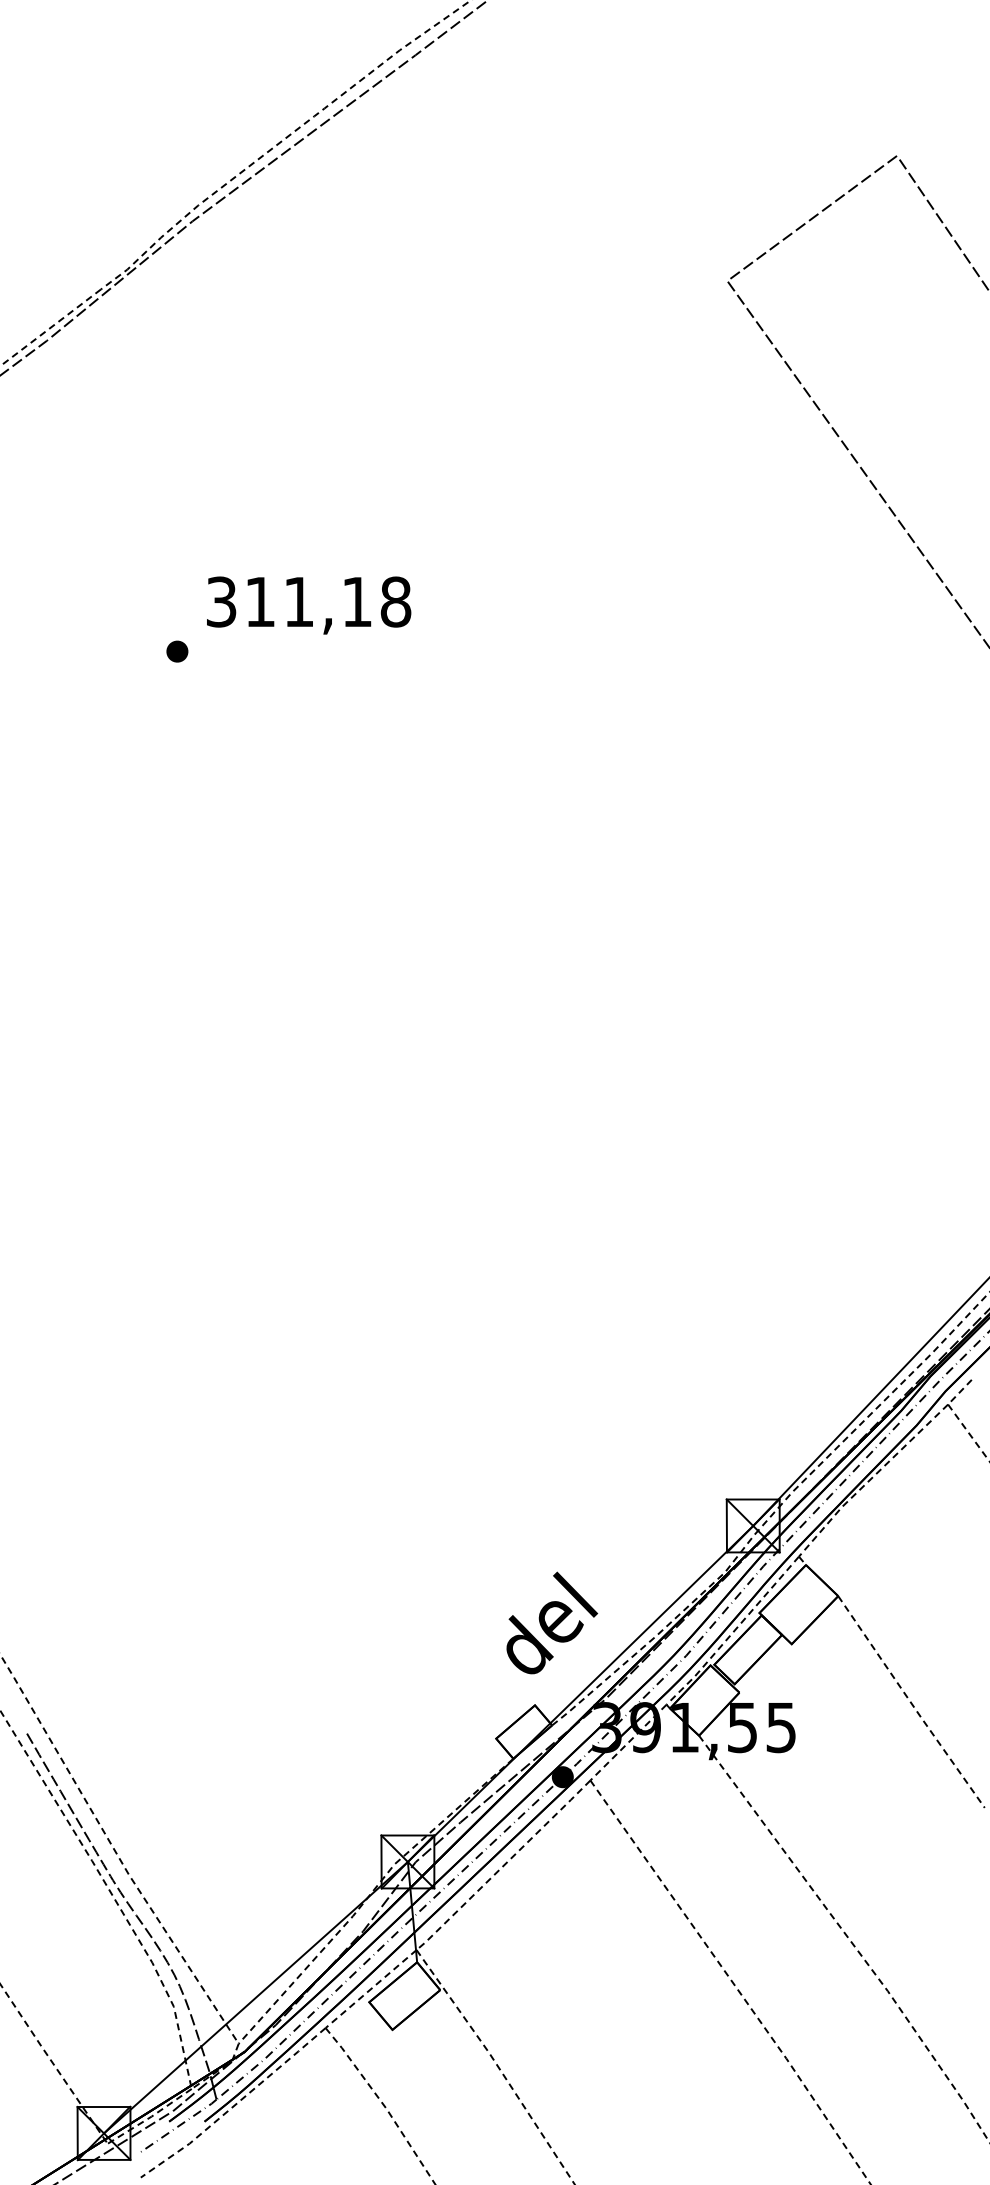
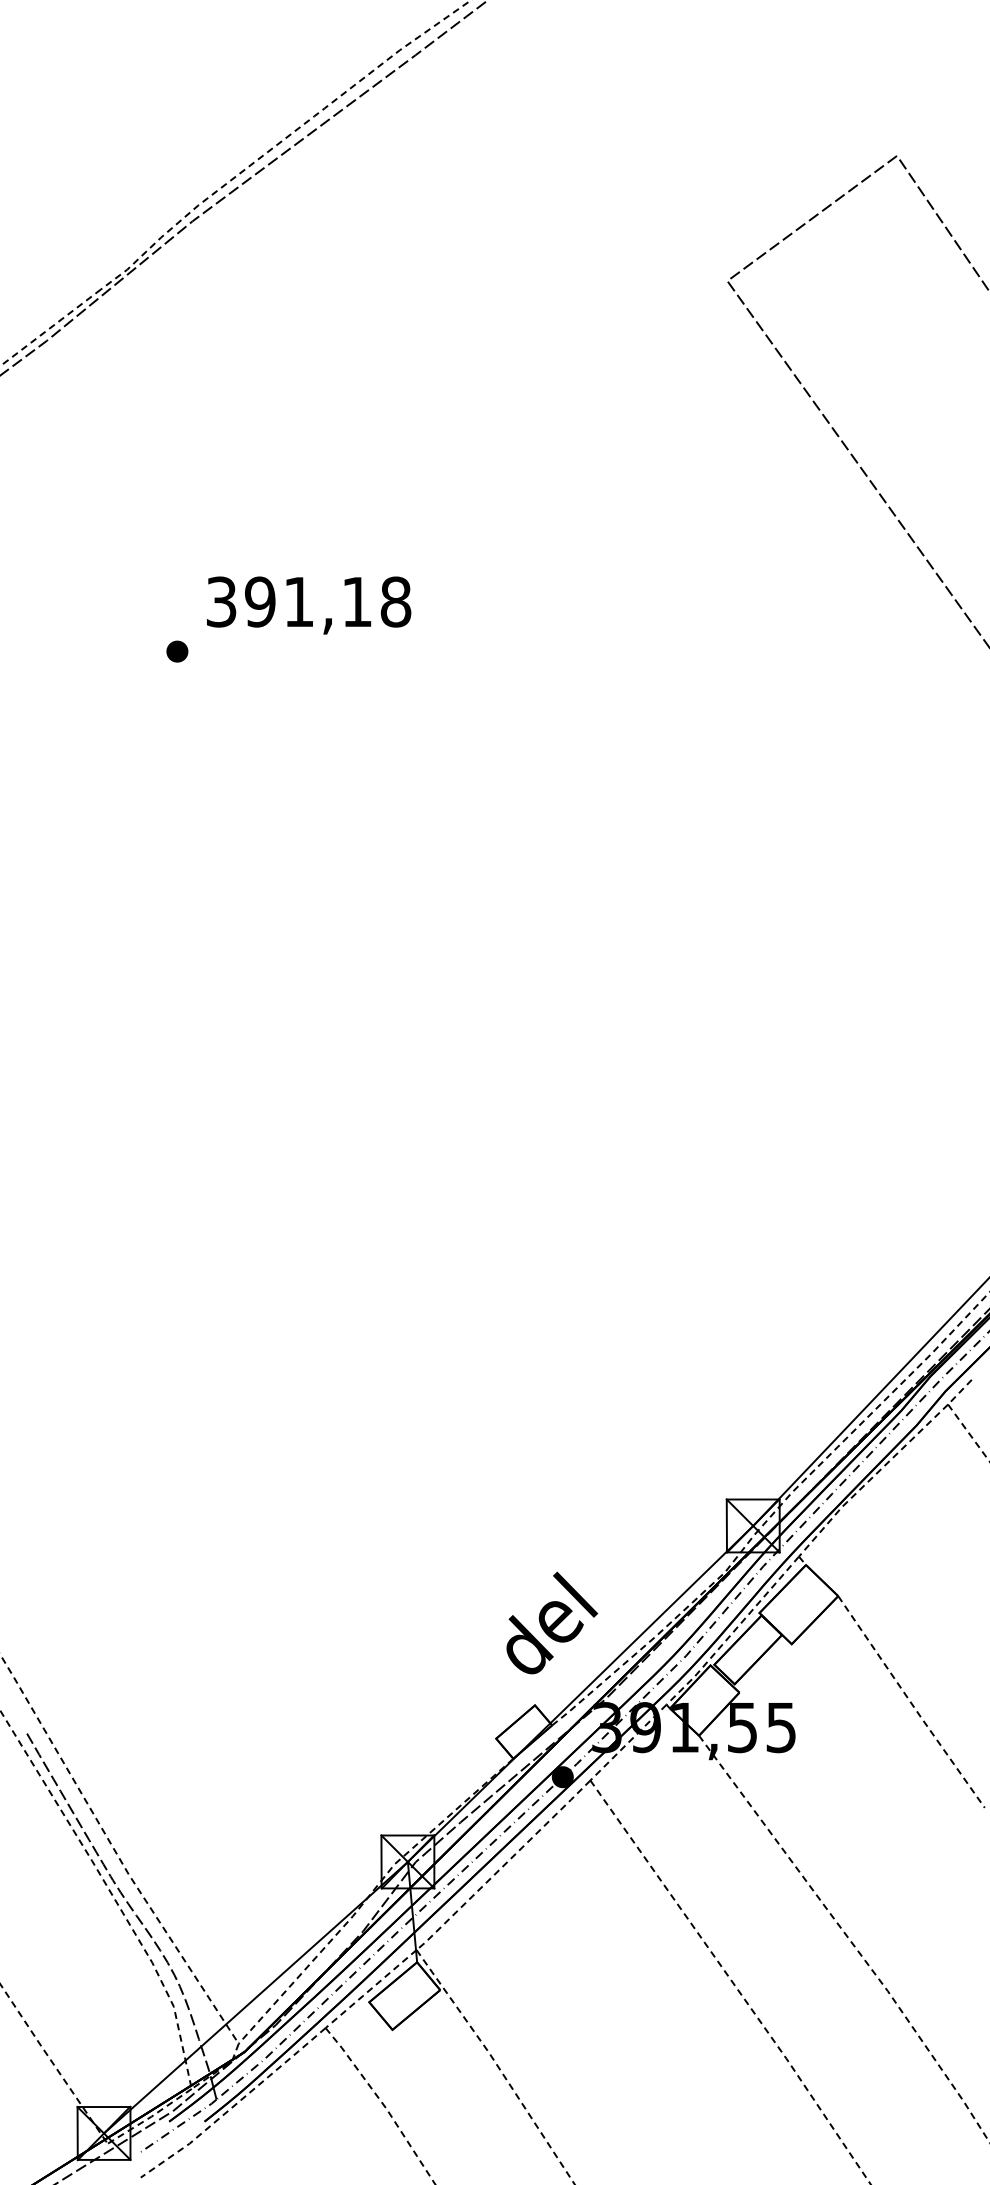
text: 311,18 -> 391,18 (260, 601)
